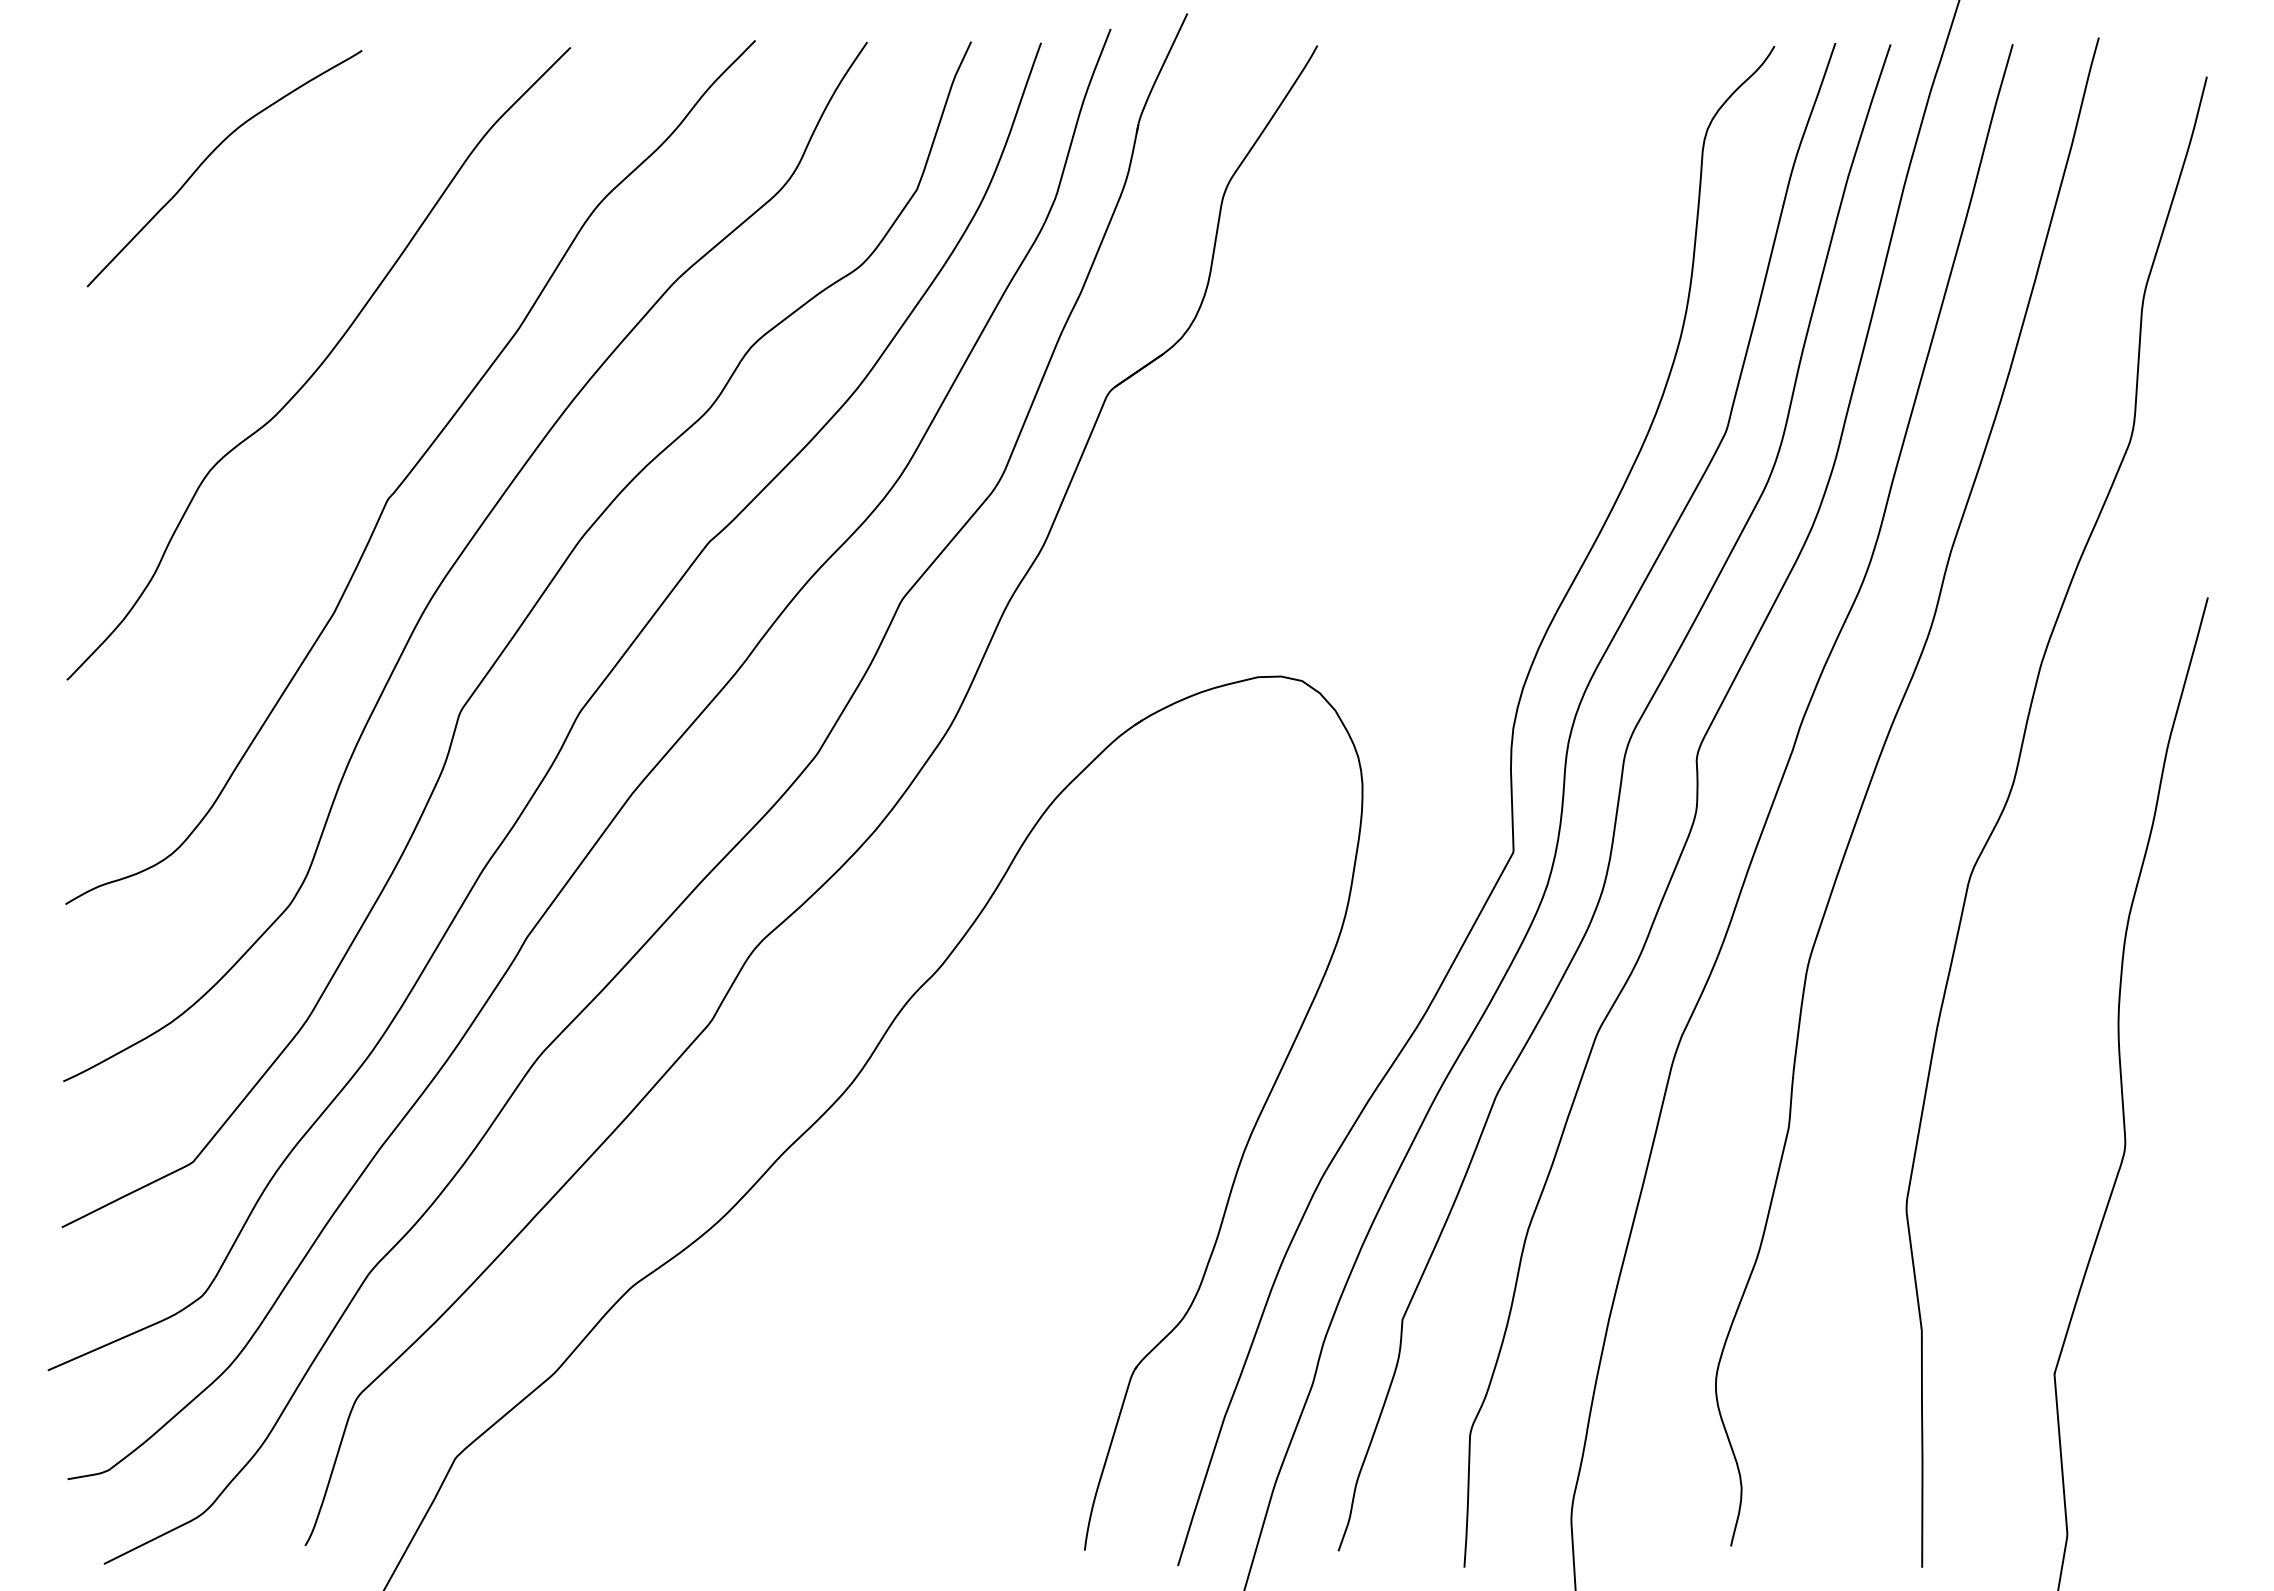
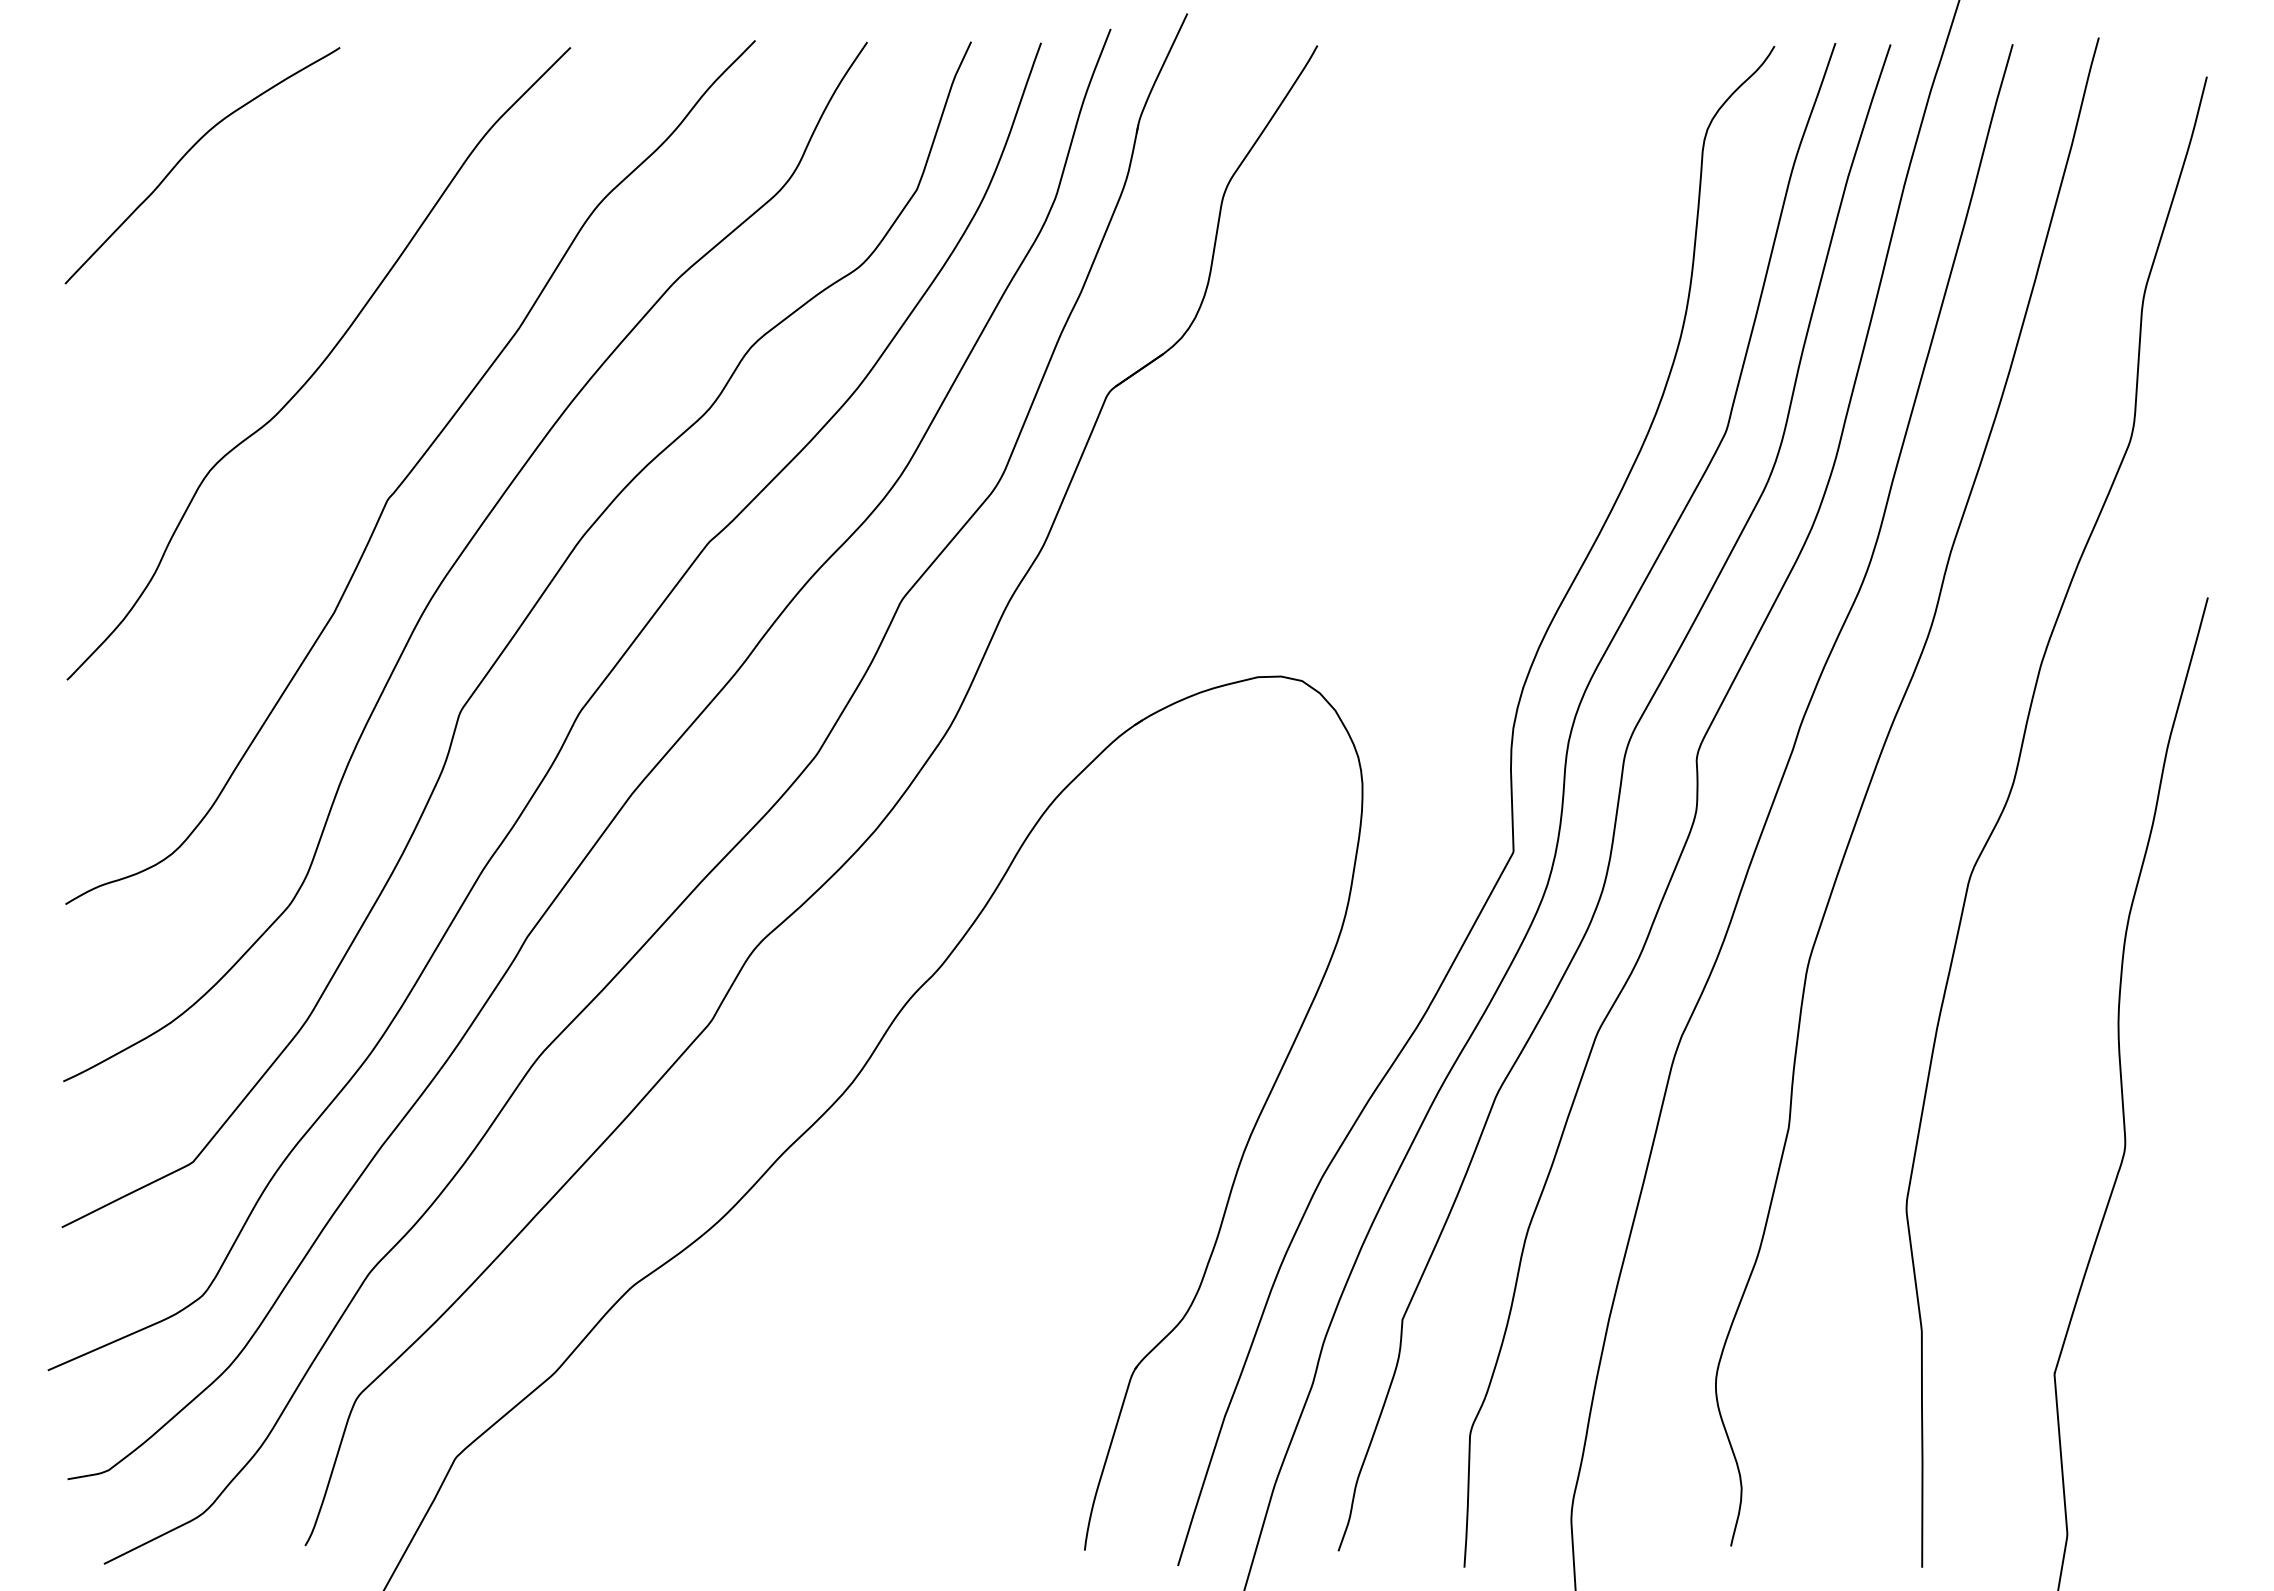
curve position: (211, 154) -> (189, 151) (189, 151)
